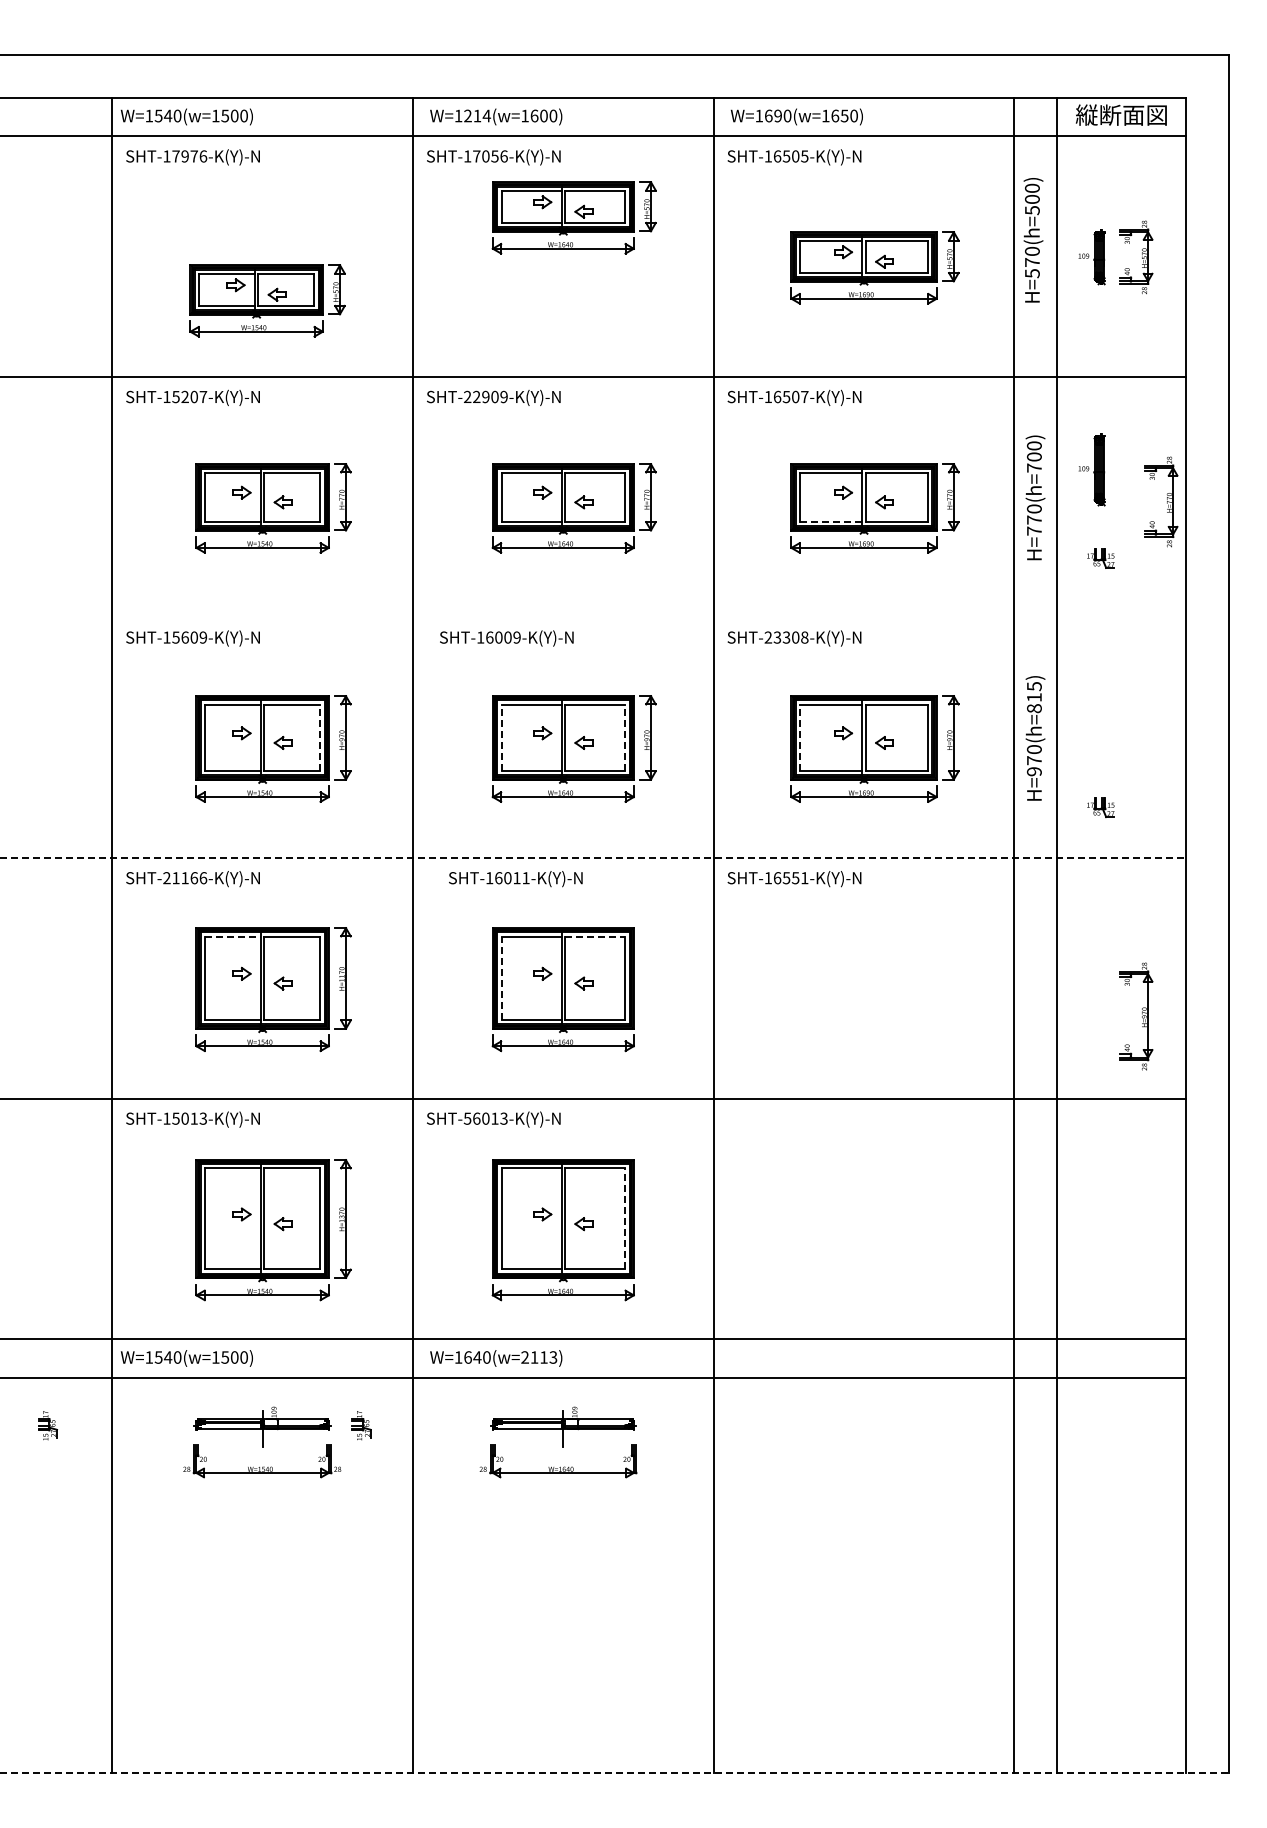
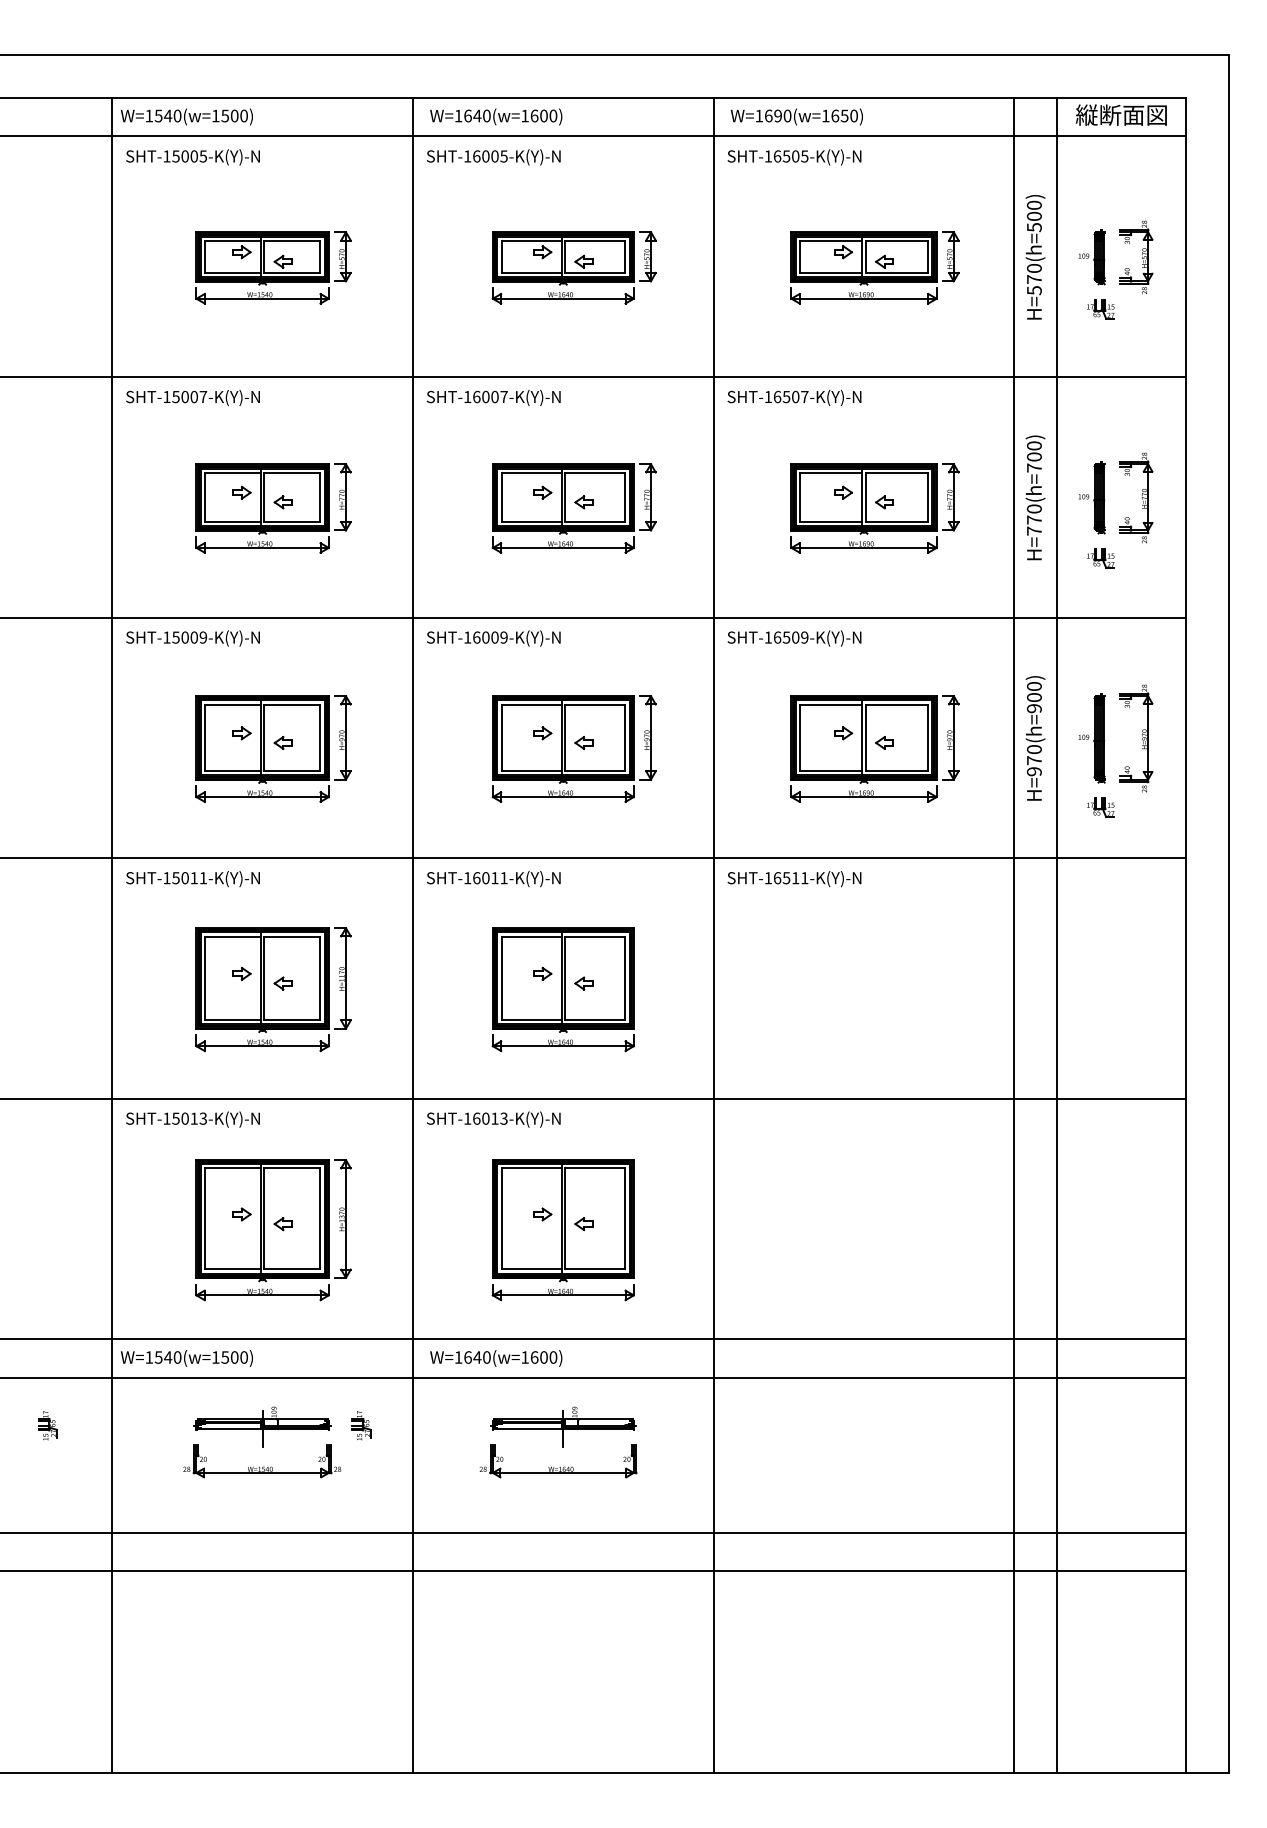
text: W=1214(w=1600) -> W=1640(w=1600) (477, 115)
text: SHT-17976-K(Y)-N -> SHT-15005-K(Y)-N (189, 156)
text: SHT-17056-K(Y)-N -> SHT-16005-K(Y)-N (490, 156)
part position: (573, 217) -> (573, 267) (573, 267)
text position: (1033, 240) -> (1035, 257) (1035, 257)
part position: (267, 300) -> (273, 267) (273, 267)
part: none -> present (1100, 309)
text: SHT-22909-K(Y)-N -> SHT-16007-K(Y)-N (485, 396)
text: SHT-15207-K(Y)-N -> SHT-15007-K(Y)-N (184, 397)
part position: (1091, 469) -> (1091, 497) (1091, 497)
part position: (1161, 501) -> (1136, 497) (1136, 497)
line: dashed -> solid (831, 521)
line: none -> present (594, 617)
text: SHT-15609-K(Y)-N -> SHT-15009-K(Y)-N (184, 637)
text: SHT-23308-K(Y)-N -> SHT-16509-K(Y)-N (786, 637)
text position: (506, 638) -> (493, 638) (493, 638)
text: H=970(h=815) -> H=970(h=900) (1033, 697)
line: dashed -> solid (320, 737)
line: dashed -> solid (501, 737)
line: dashed -> solid (625, 737)
line: dashed -> solid (800, 737)
part: none -> present (1091, 738)
line: dashed -> solid (593, 858)
text: SHT-21166-K(Y)-N -> SHT-15011-K(Y)-N (185, 878)
text: SHT-16551-K(Y)-N -> SHT-16511-K(Y)-N (795, 878)
text position: (515, 879) -> (493, 879) (493, 879)
line: dashed -> solid (233, 936)
line: dashed -> solid (595, 936)
line: dashed -> solid (501, 978)
part position: (1136, 1016) -> (1136, 738) (1136, 738)
text: SHT-56013-K(Y)-N -> SHT-16013-K(Y)-N (467, 1118)
line: dashed -> solid (625, 1218)
text: W=1640(w=2113) -> W=1640(w=1600) (539, 1357)
line: none -> present (594, 1532)
line: none -> present (594, 1571)
line: dashed -> solid (615, 1773)
